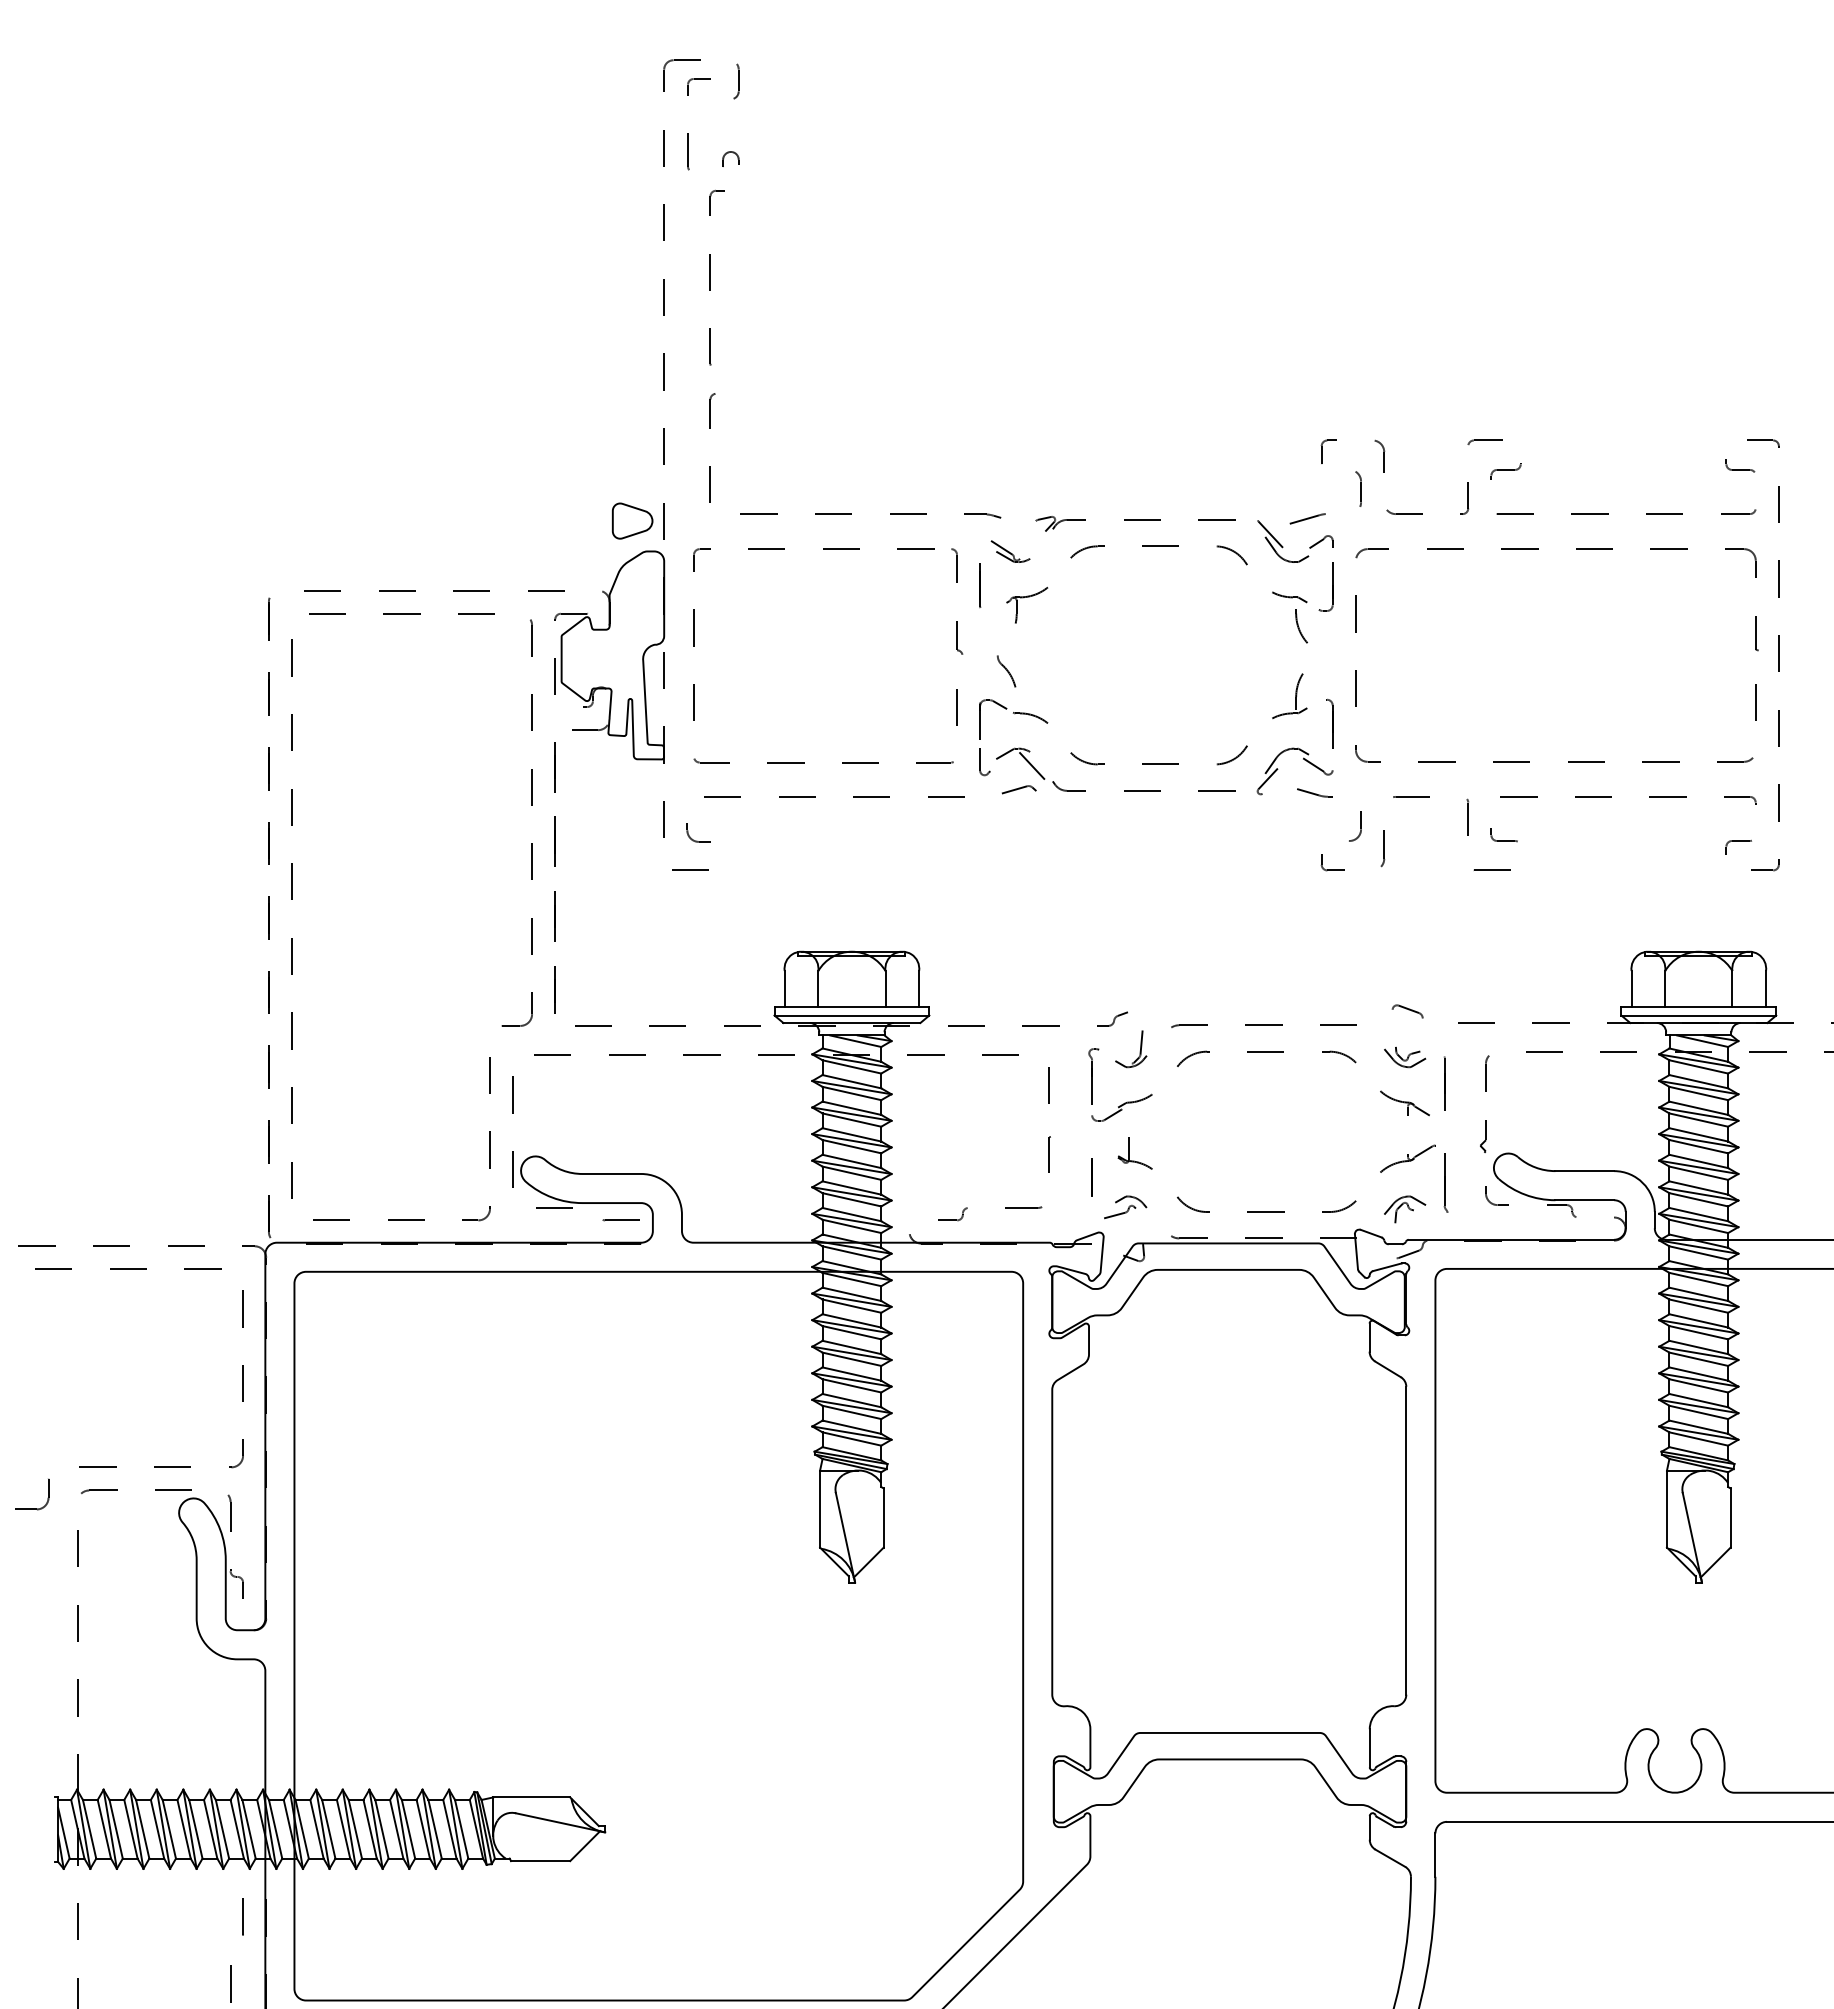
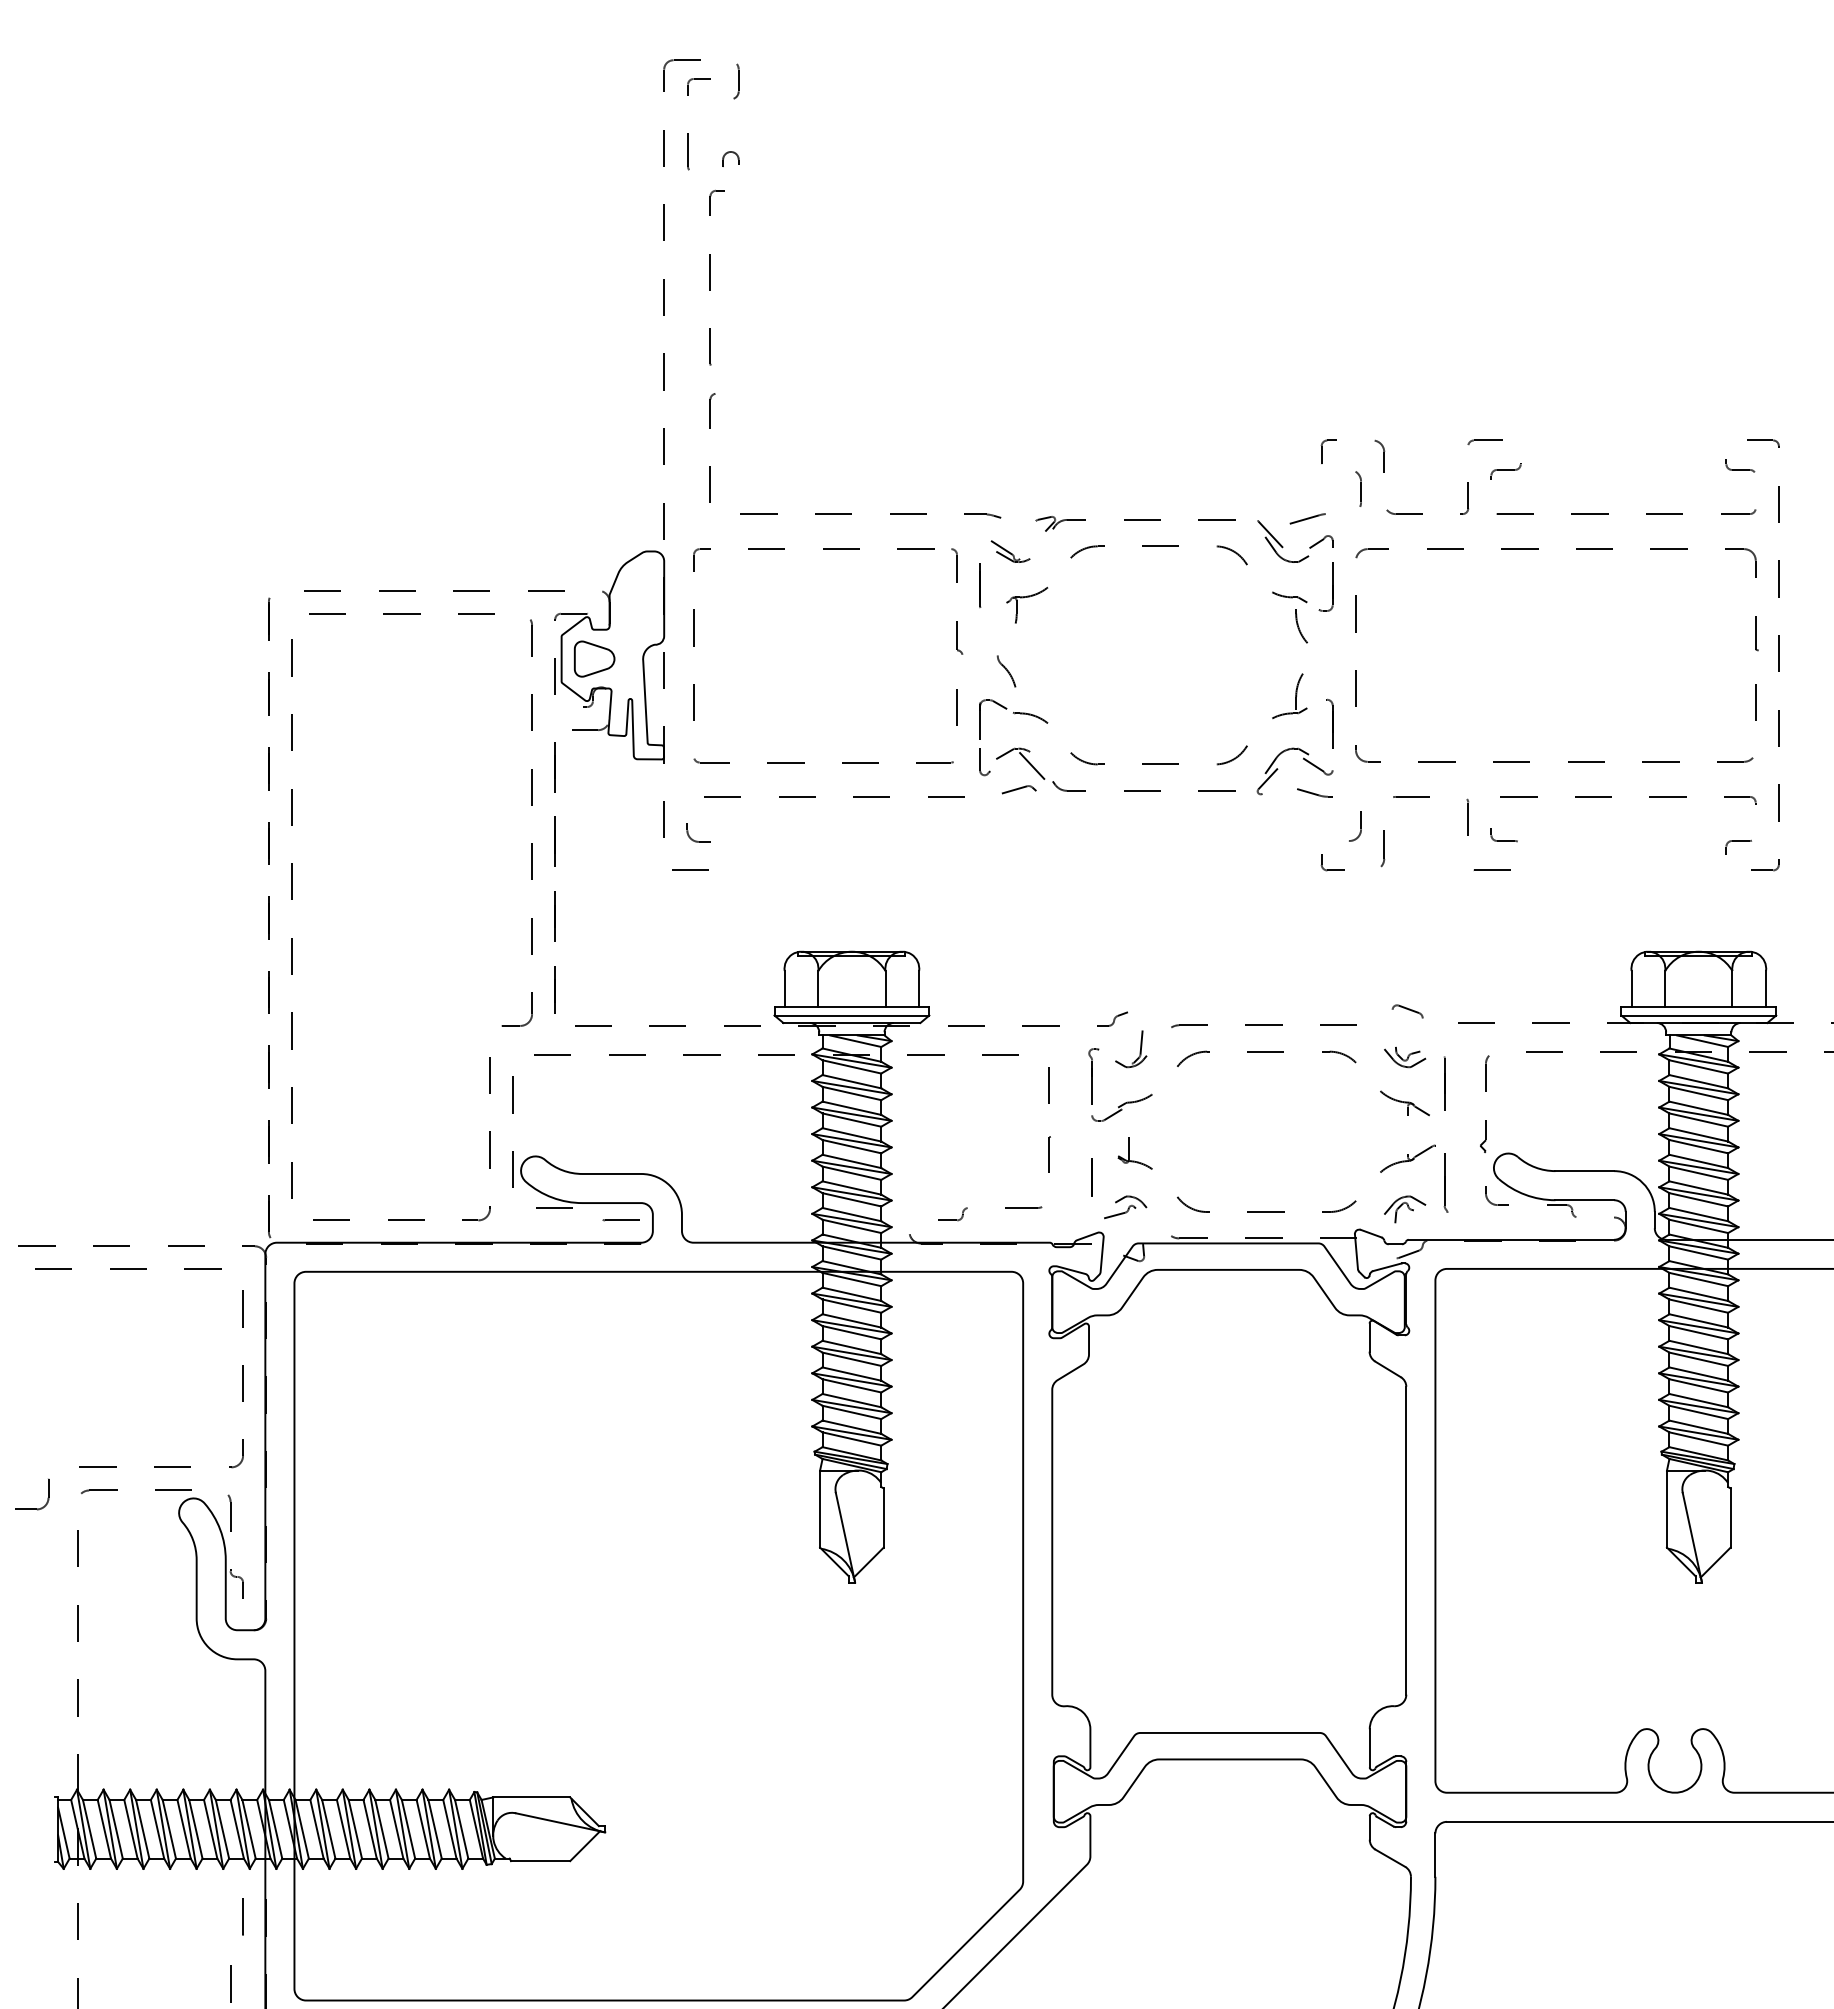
part position: (632, 520) -> (594, 658) (594, 658)
